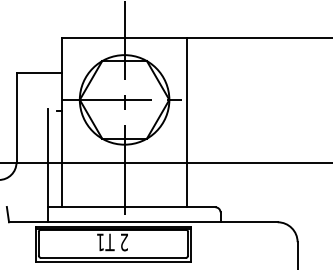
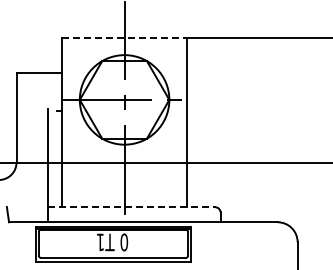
line: solid -> dashed (125, 37)
line: solid -> dashed (131, 207)
text: 2 -> 0 (124, 242)
